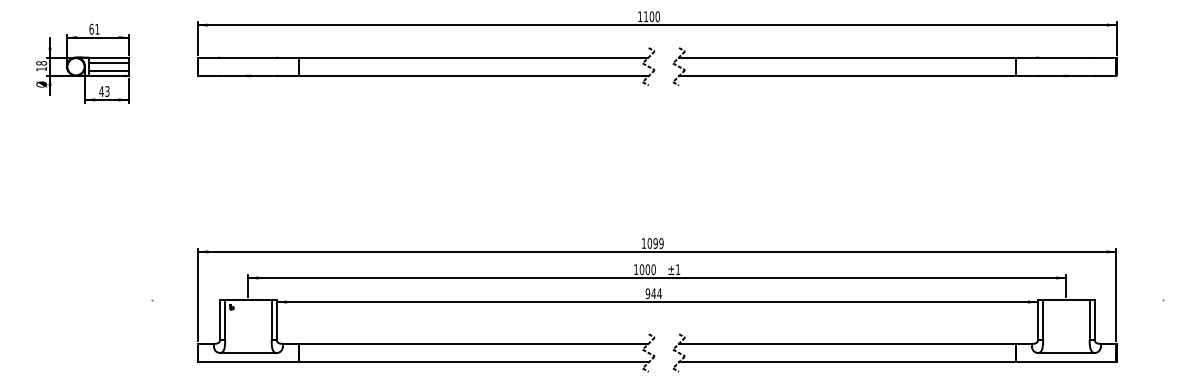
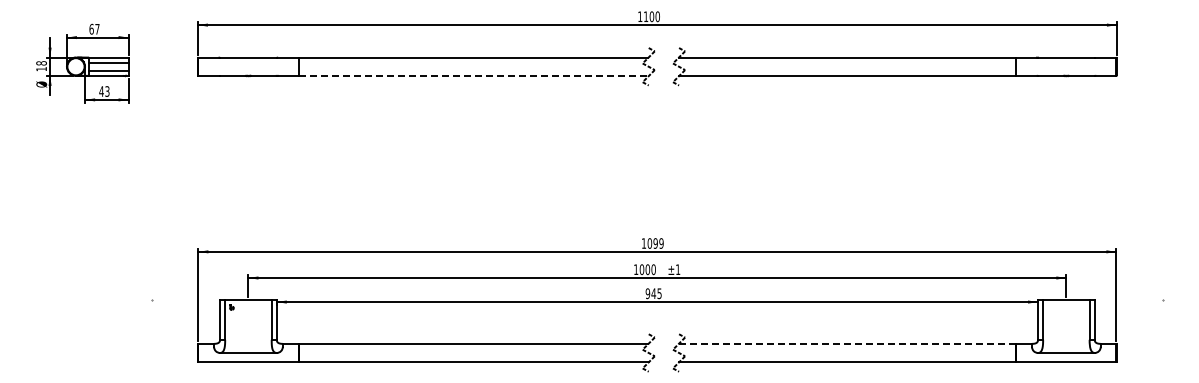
text: 61 -> 67 (97, 29)
line: solid -> dashed (474, 75)
text: 944 -> 945 (659, 293)
line: solid -> dashed (847, 343)
